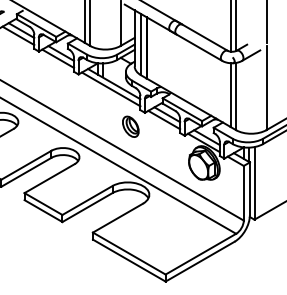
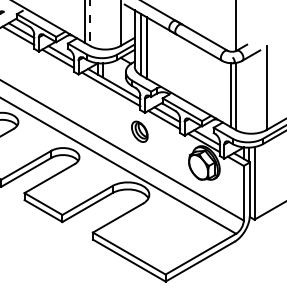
line: present -> none (266, 22)
line: solid -> dashed (90, 23)
line: present -> none (230, 26)
part position: (130, 126) -> (139, 131) (139, 131)
